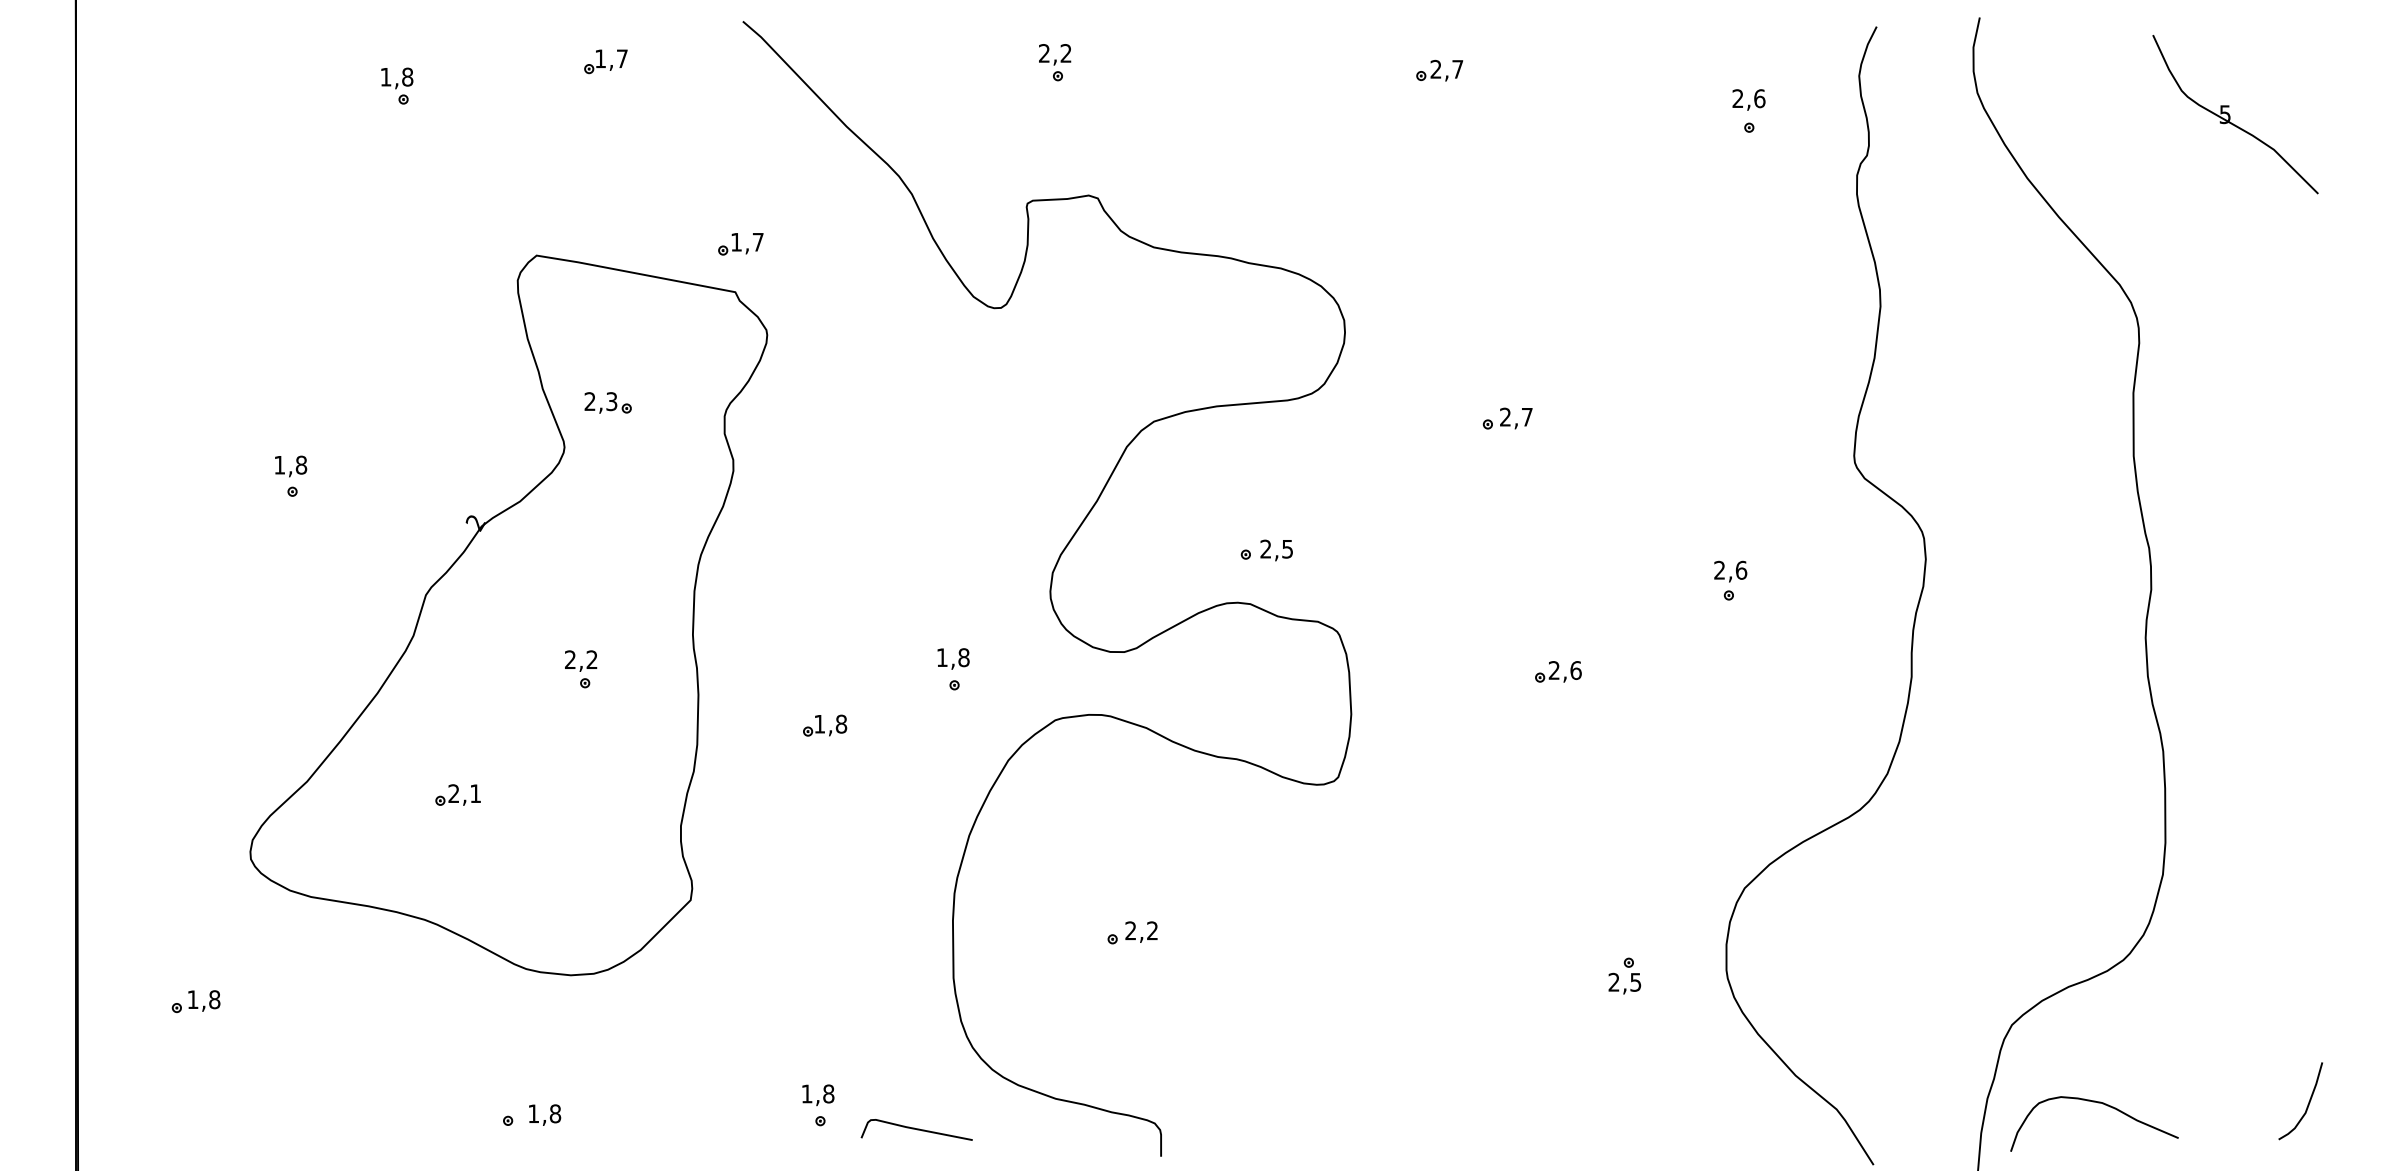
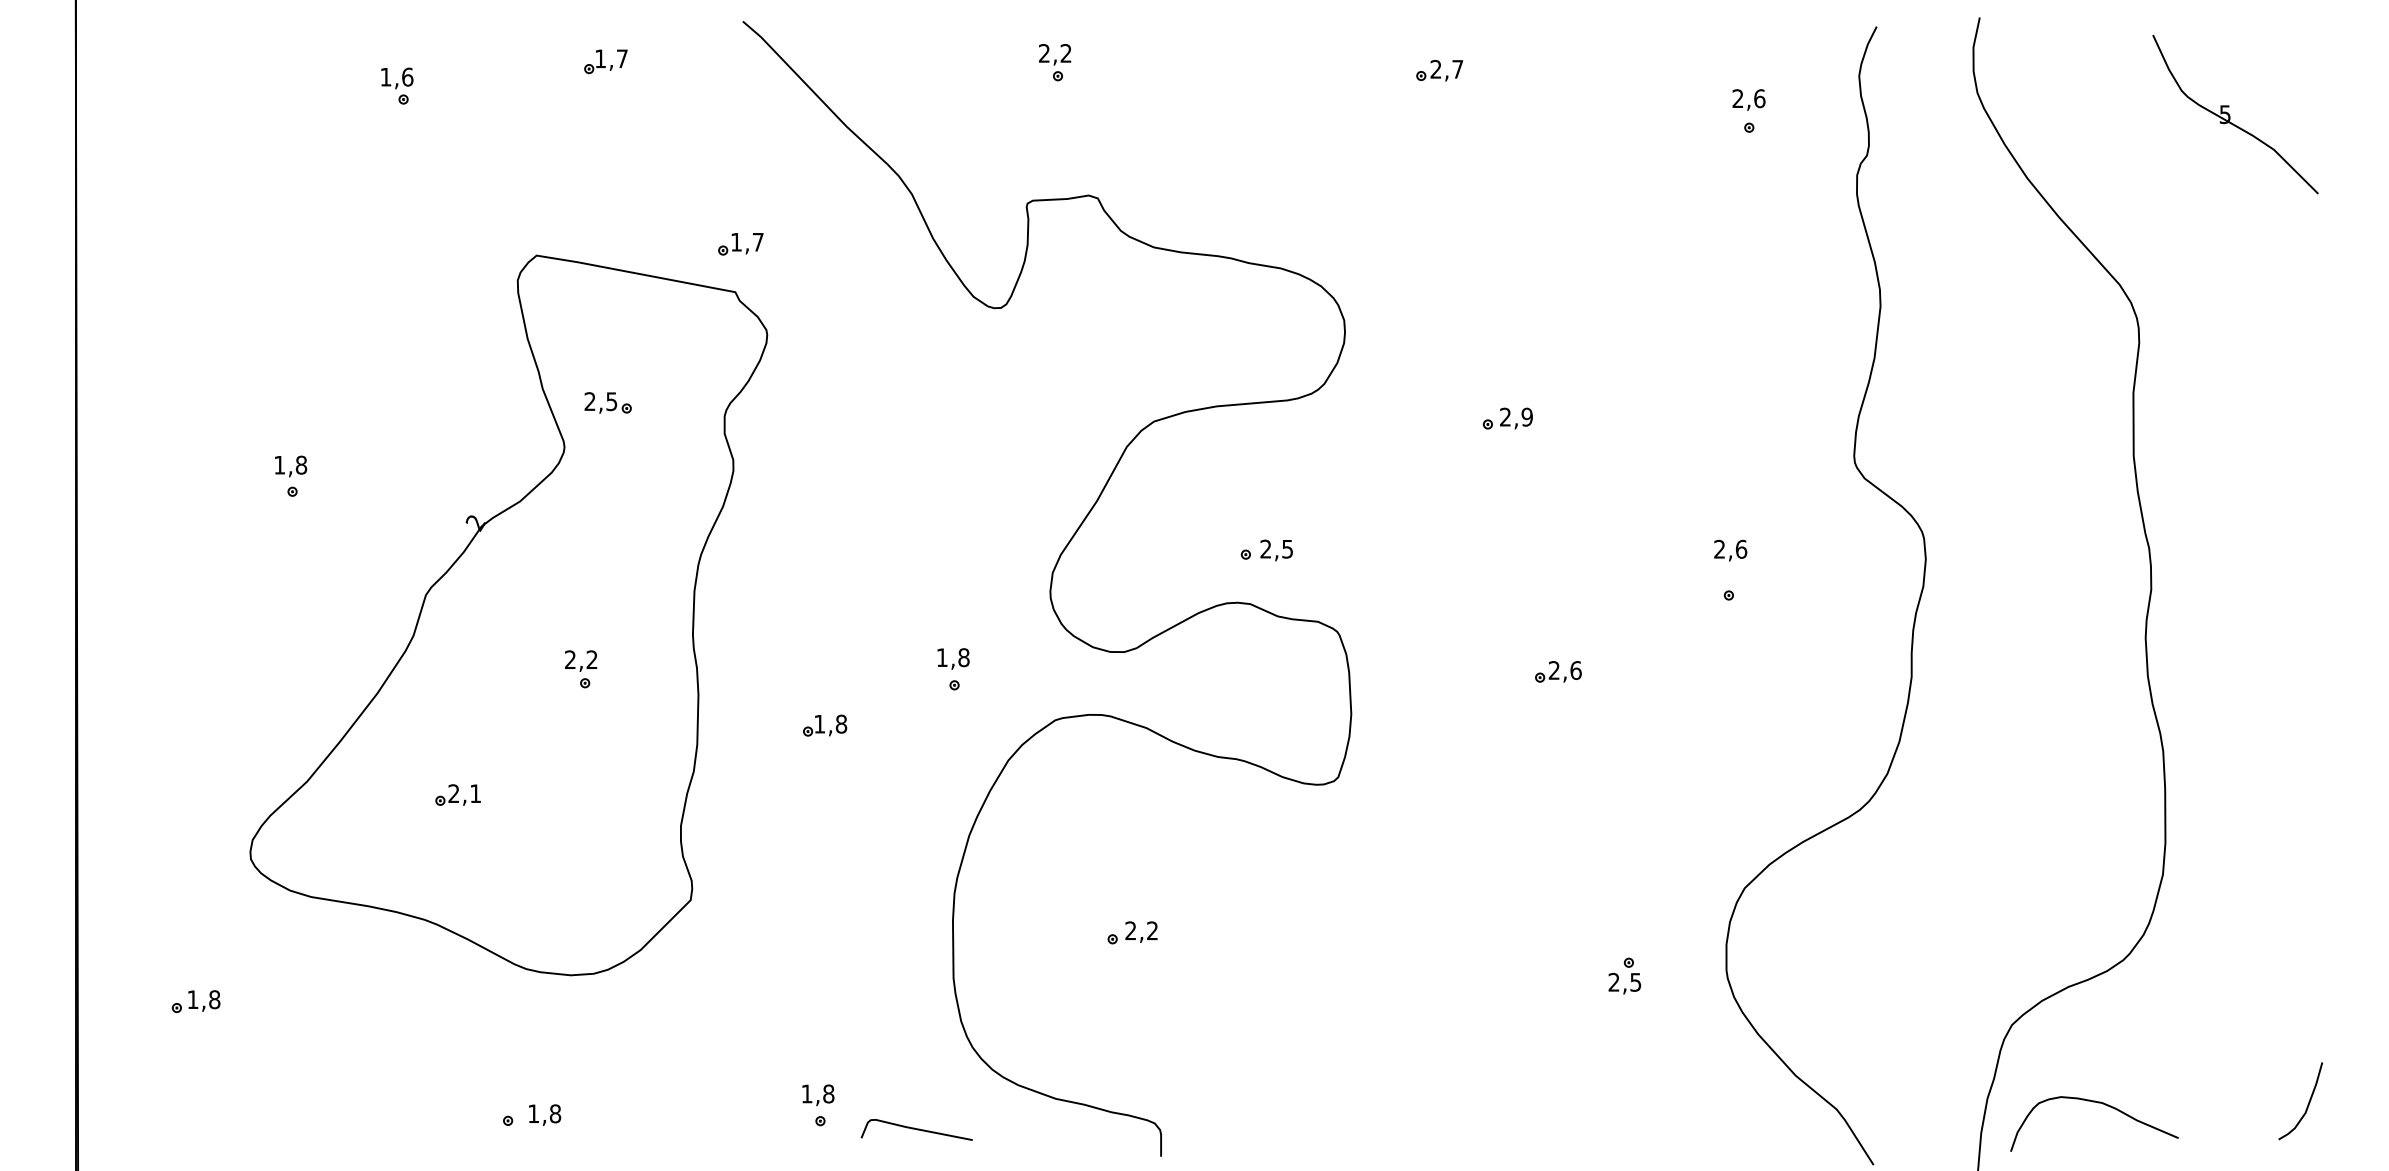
text: 1,8 -> 1,6 (407, 76)
text: 2,3 -> 2,5 (612, 401)
text: 2,7 -> 2,9 (1526, 416)
text position: (1730, 571) -> (1730, 550) (1730, 550)
